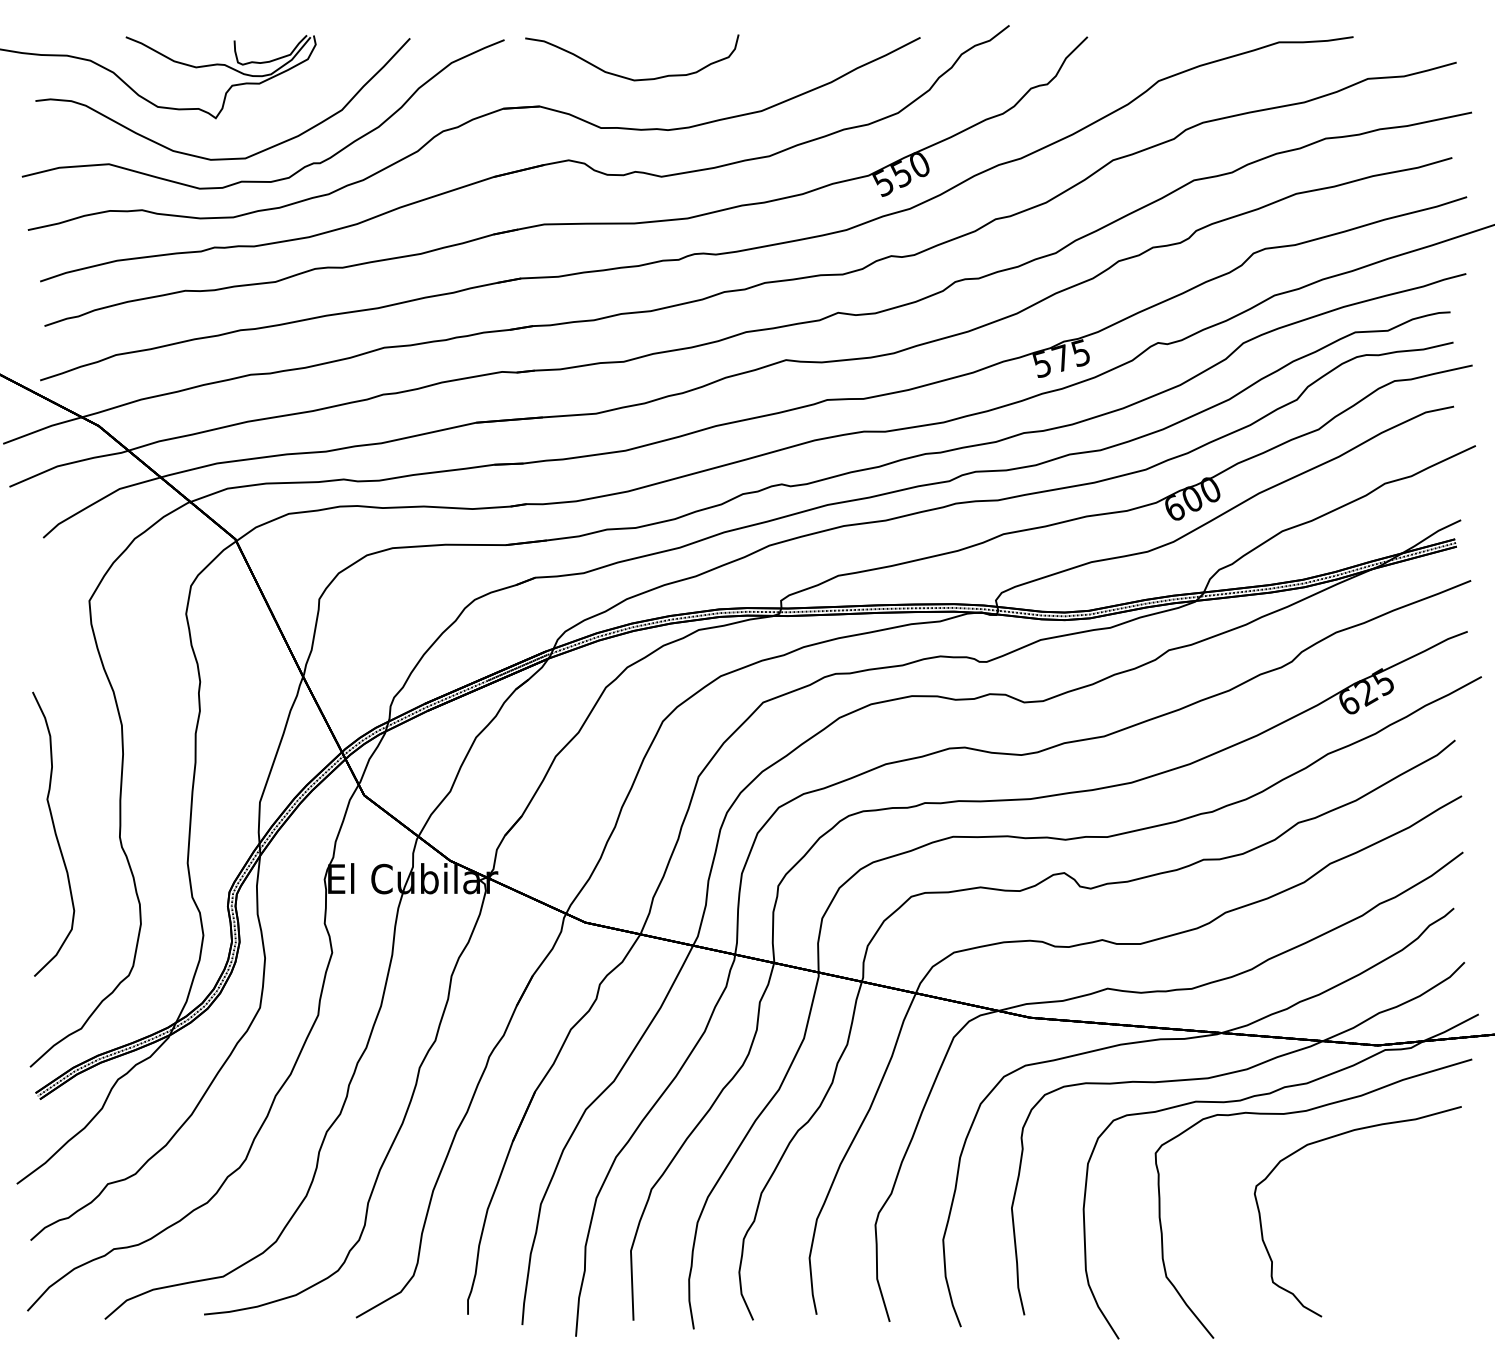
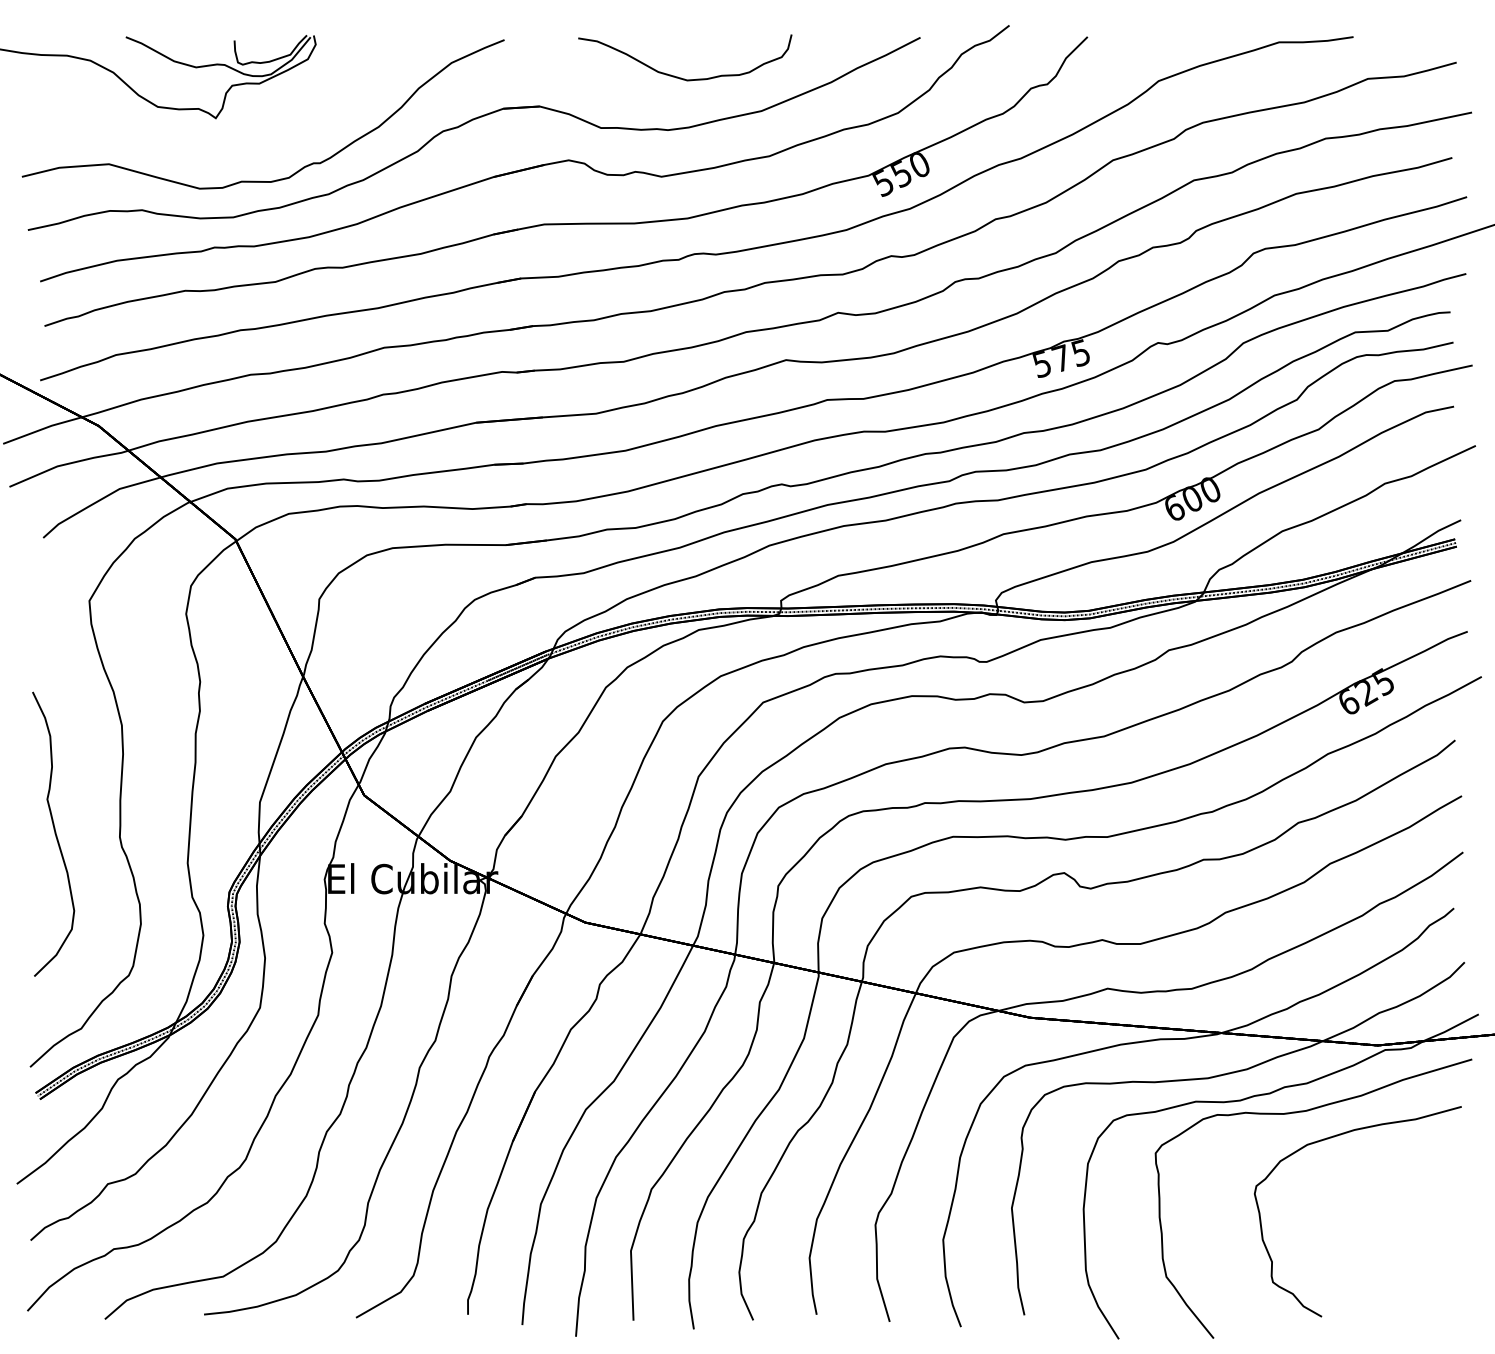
part position: (628, 77) -> (681, 77) (681, 77)
part: present -> none (222, 158)
